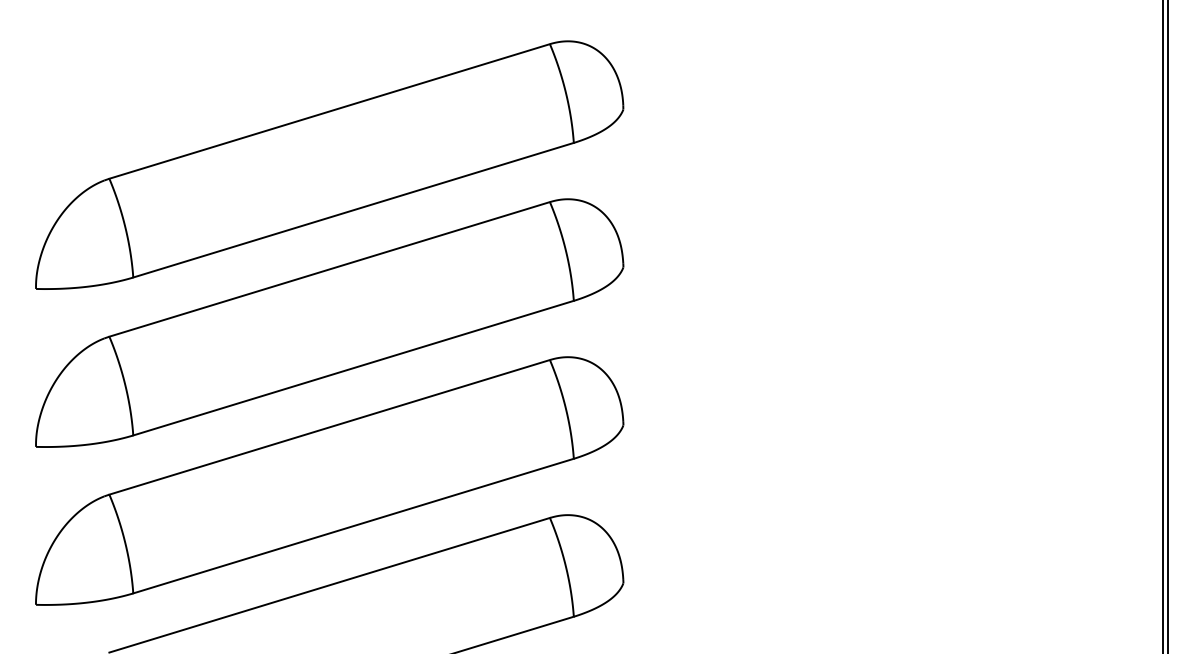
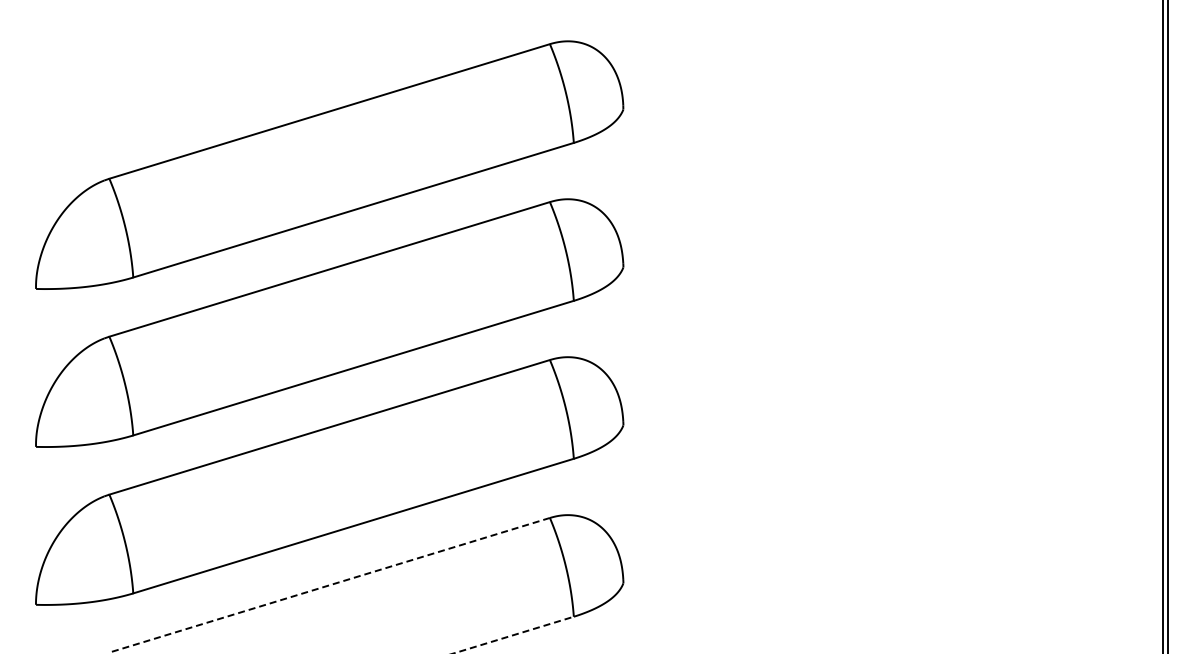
line: solid -> dashed (329, 585)
line: solid -> dashed (513, 635)
